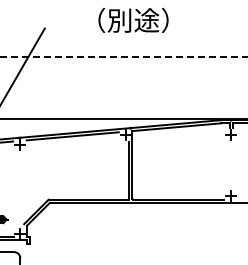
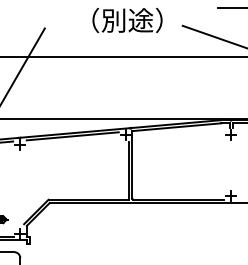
line: none -> present (231, 7)
text position: (133, 20) -> (127, 20) (127, 20)
line: none -> present (213, 36)
line: dashed -> solid (123, 57)
